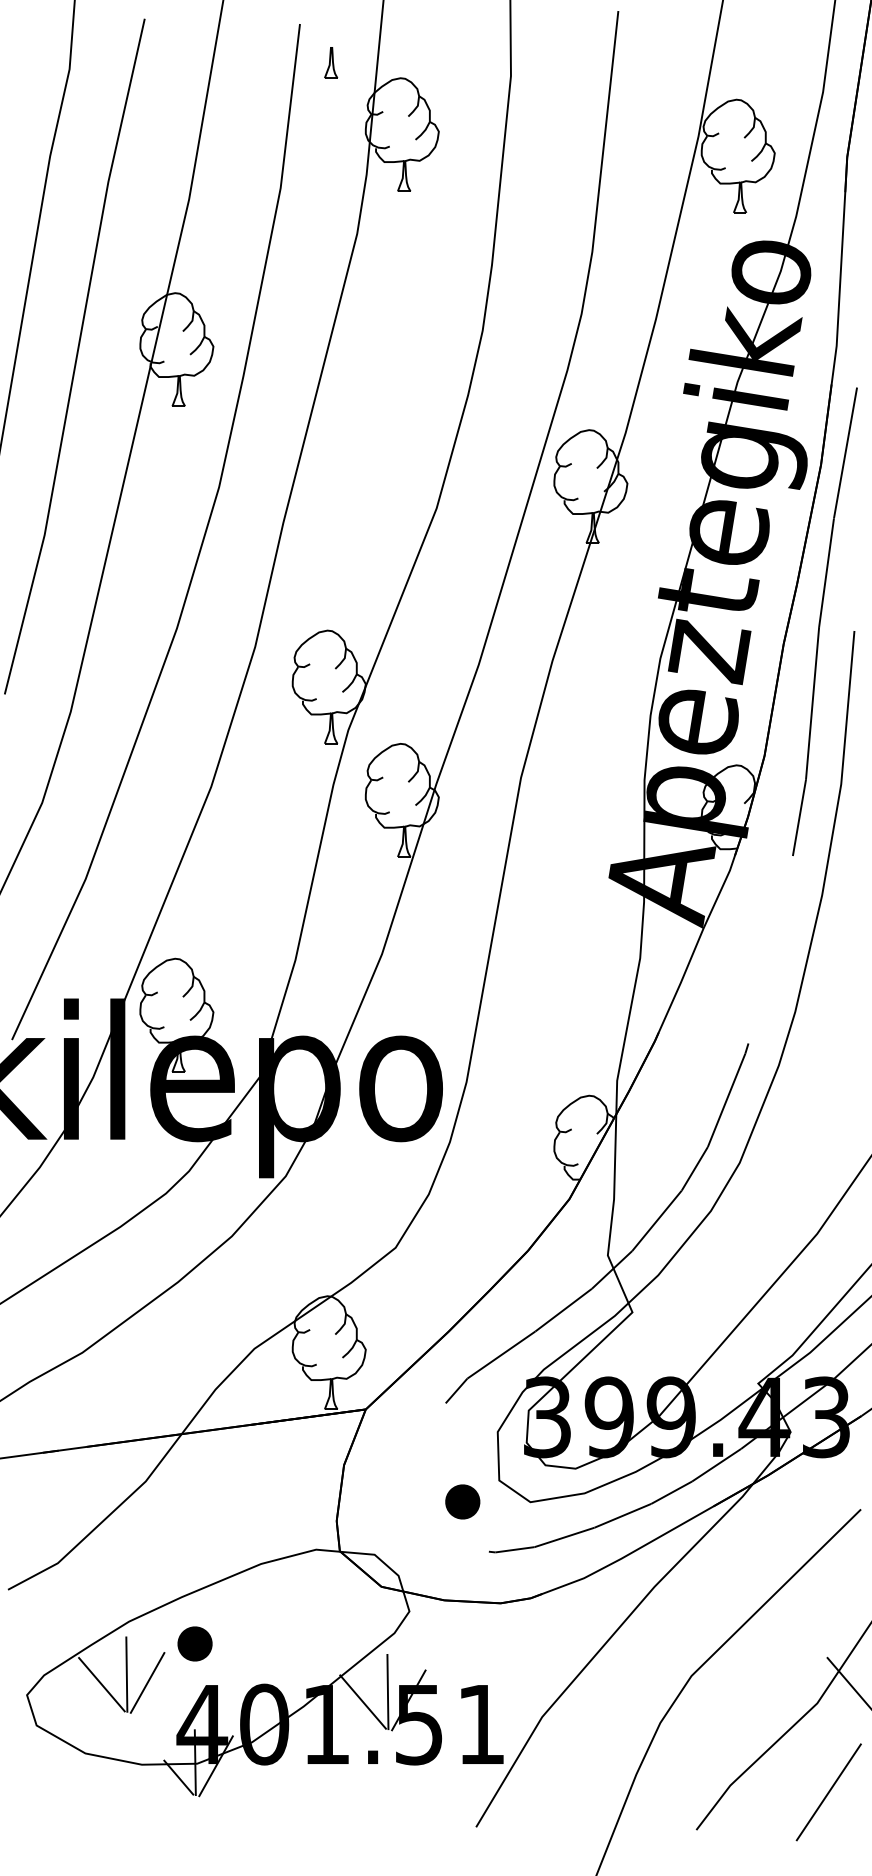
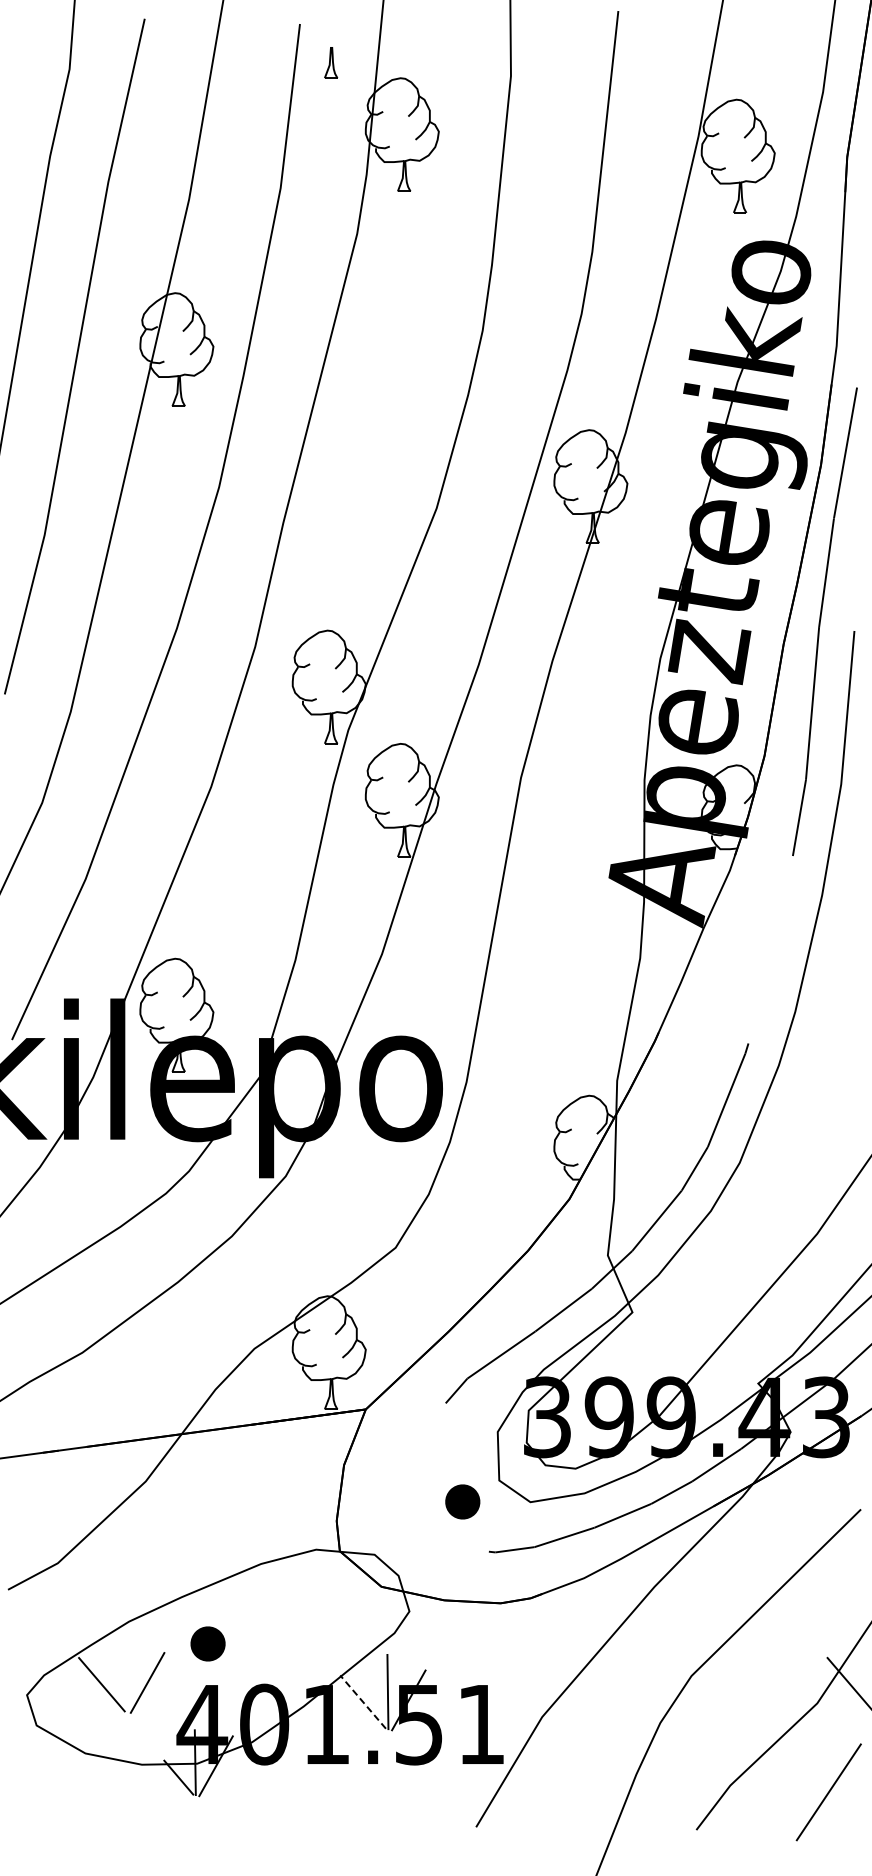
part position: (194, 1643) -> (207, 1643) (207, 1643)
line: present -> none (126, 1674)
line: solid -> dashed (362, 1701)
